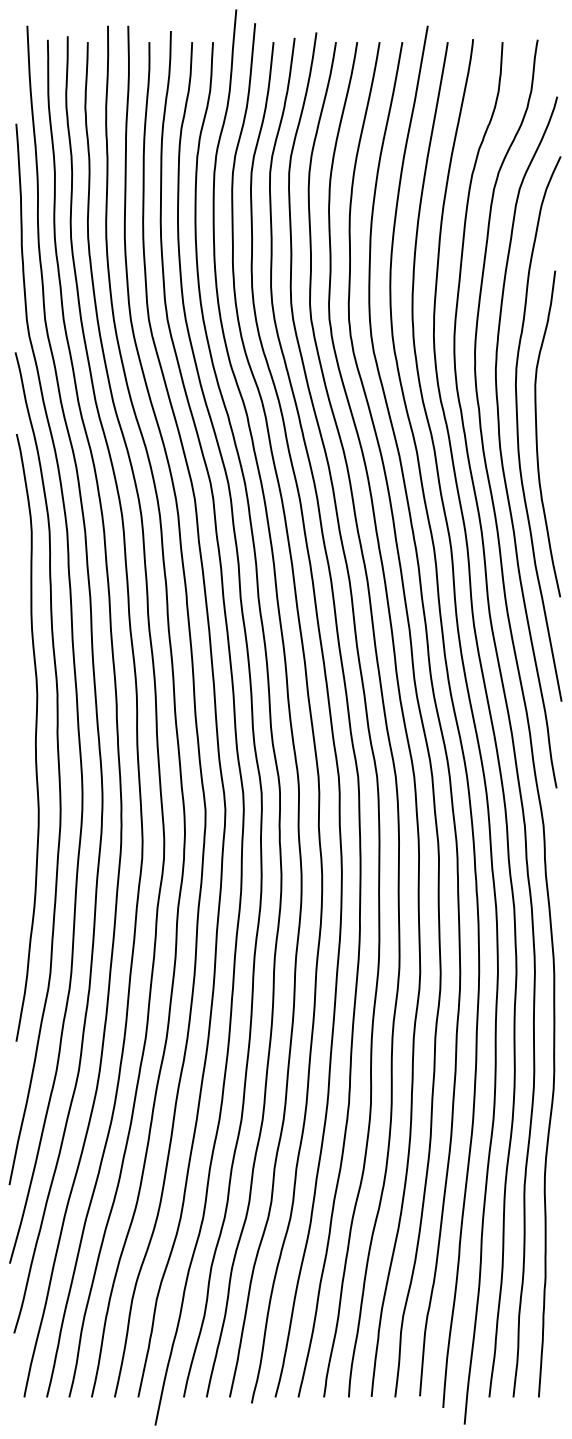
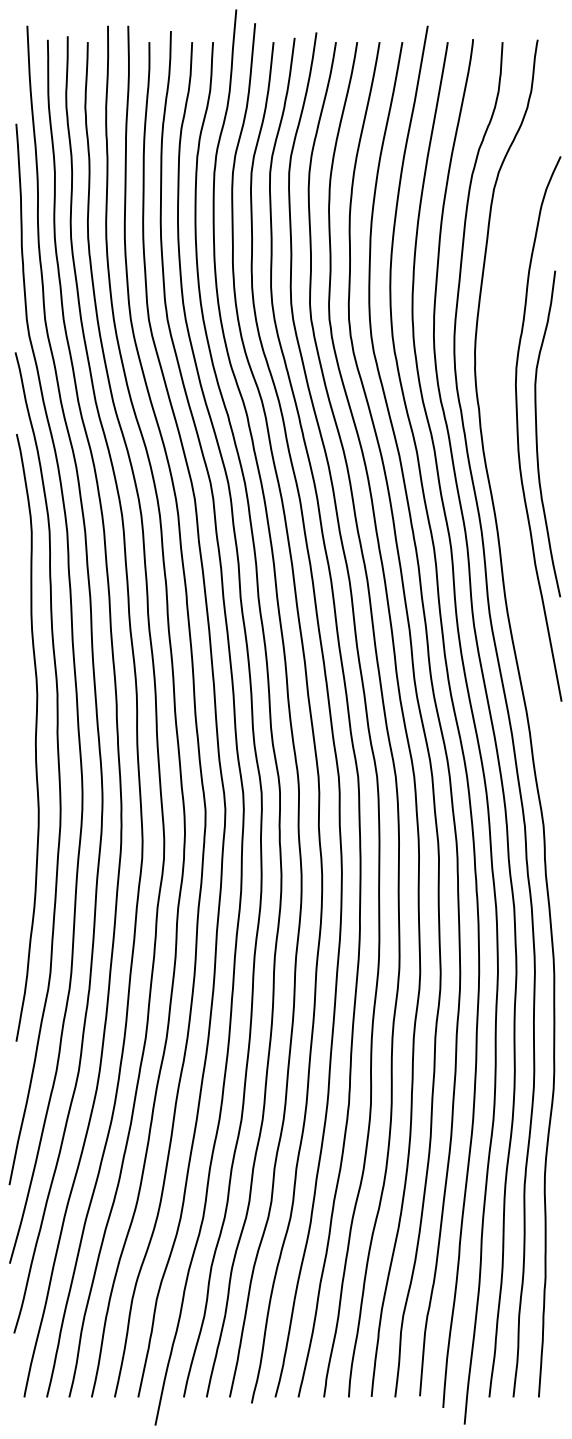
curve: present -> none (501, 447)
